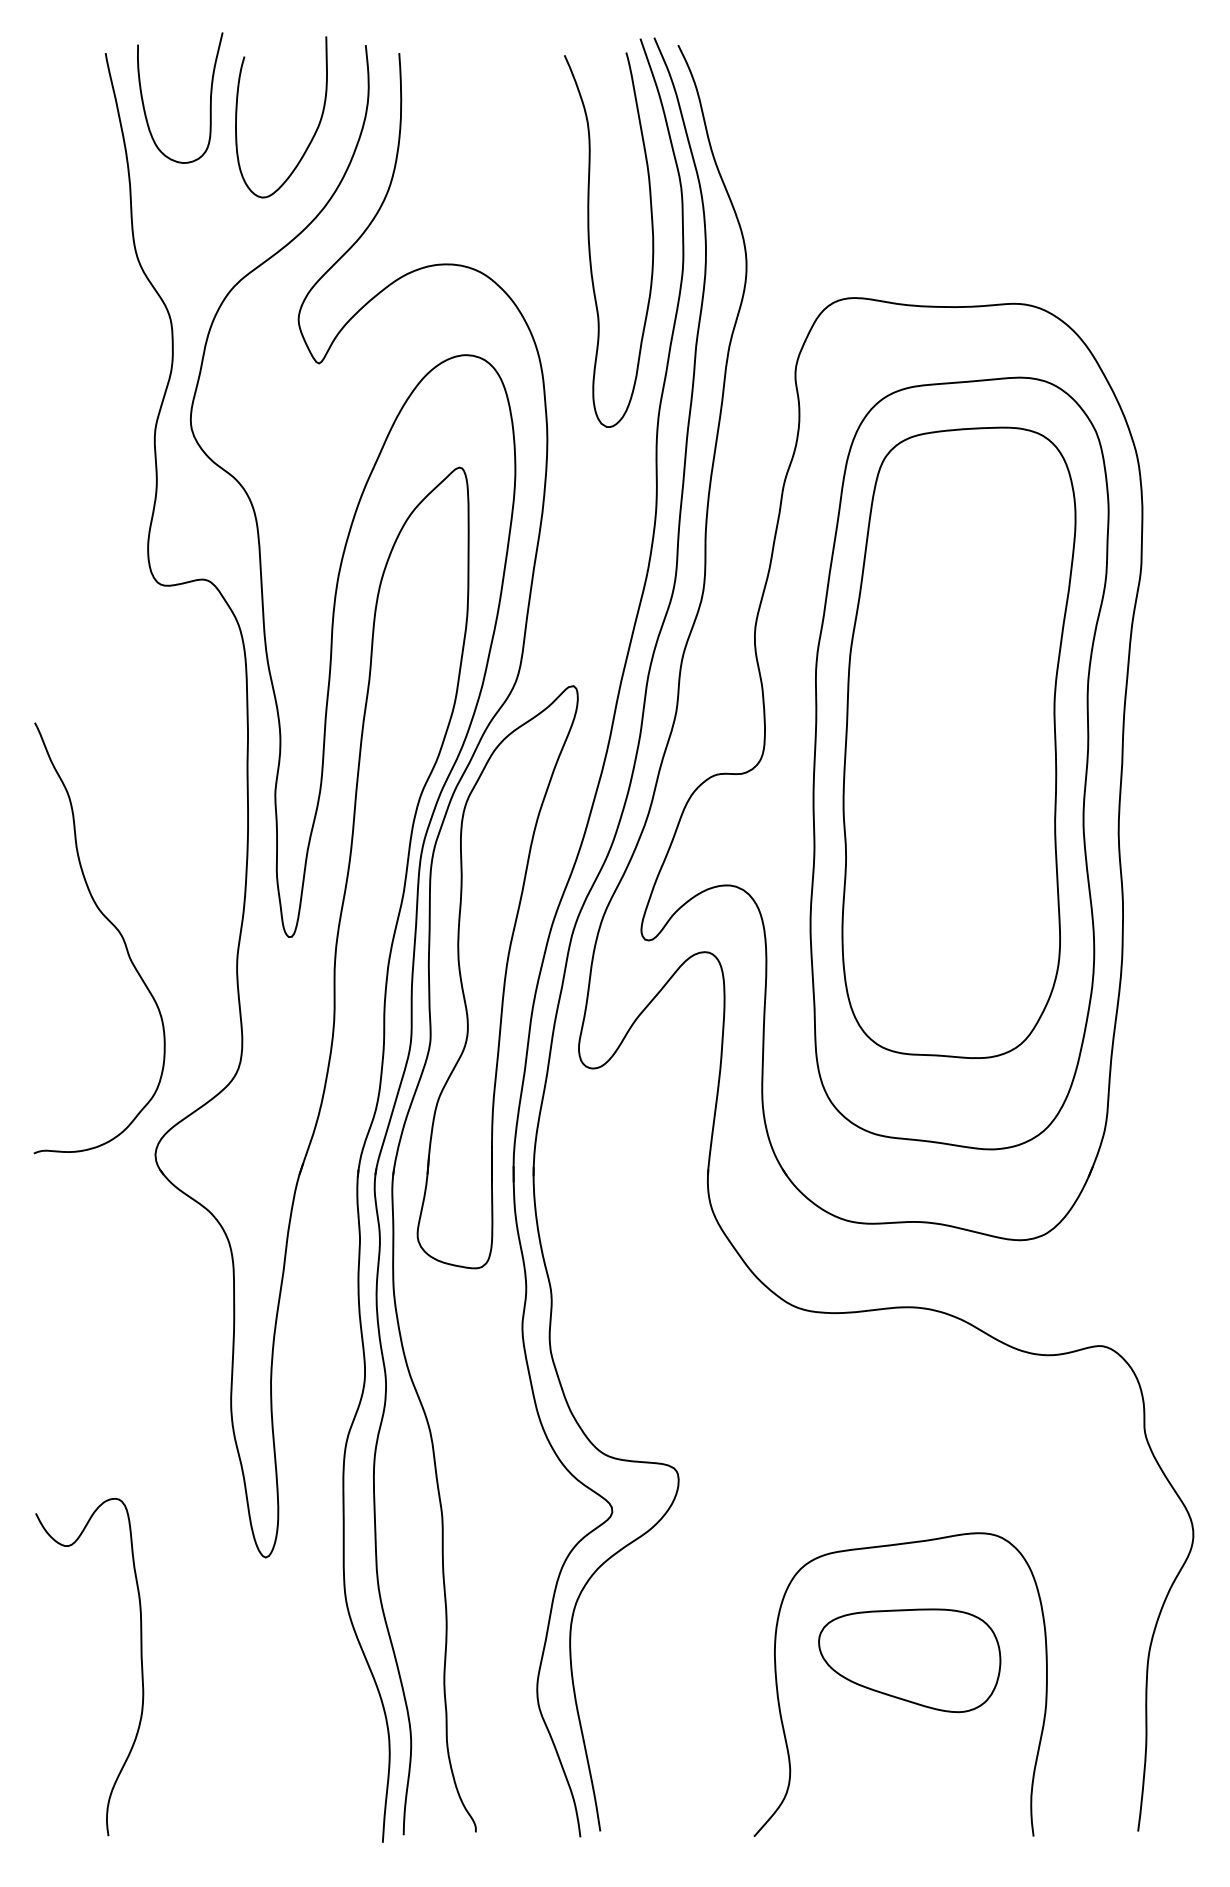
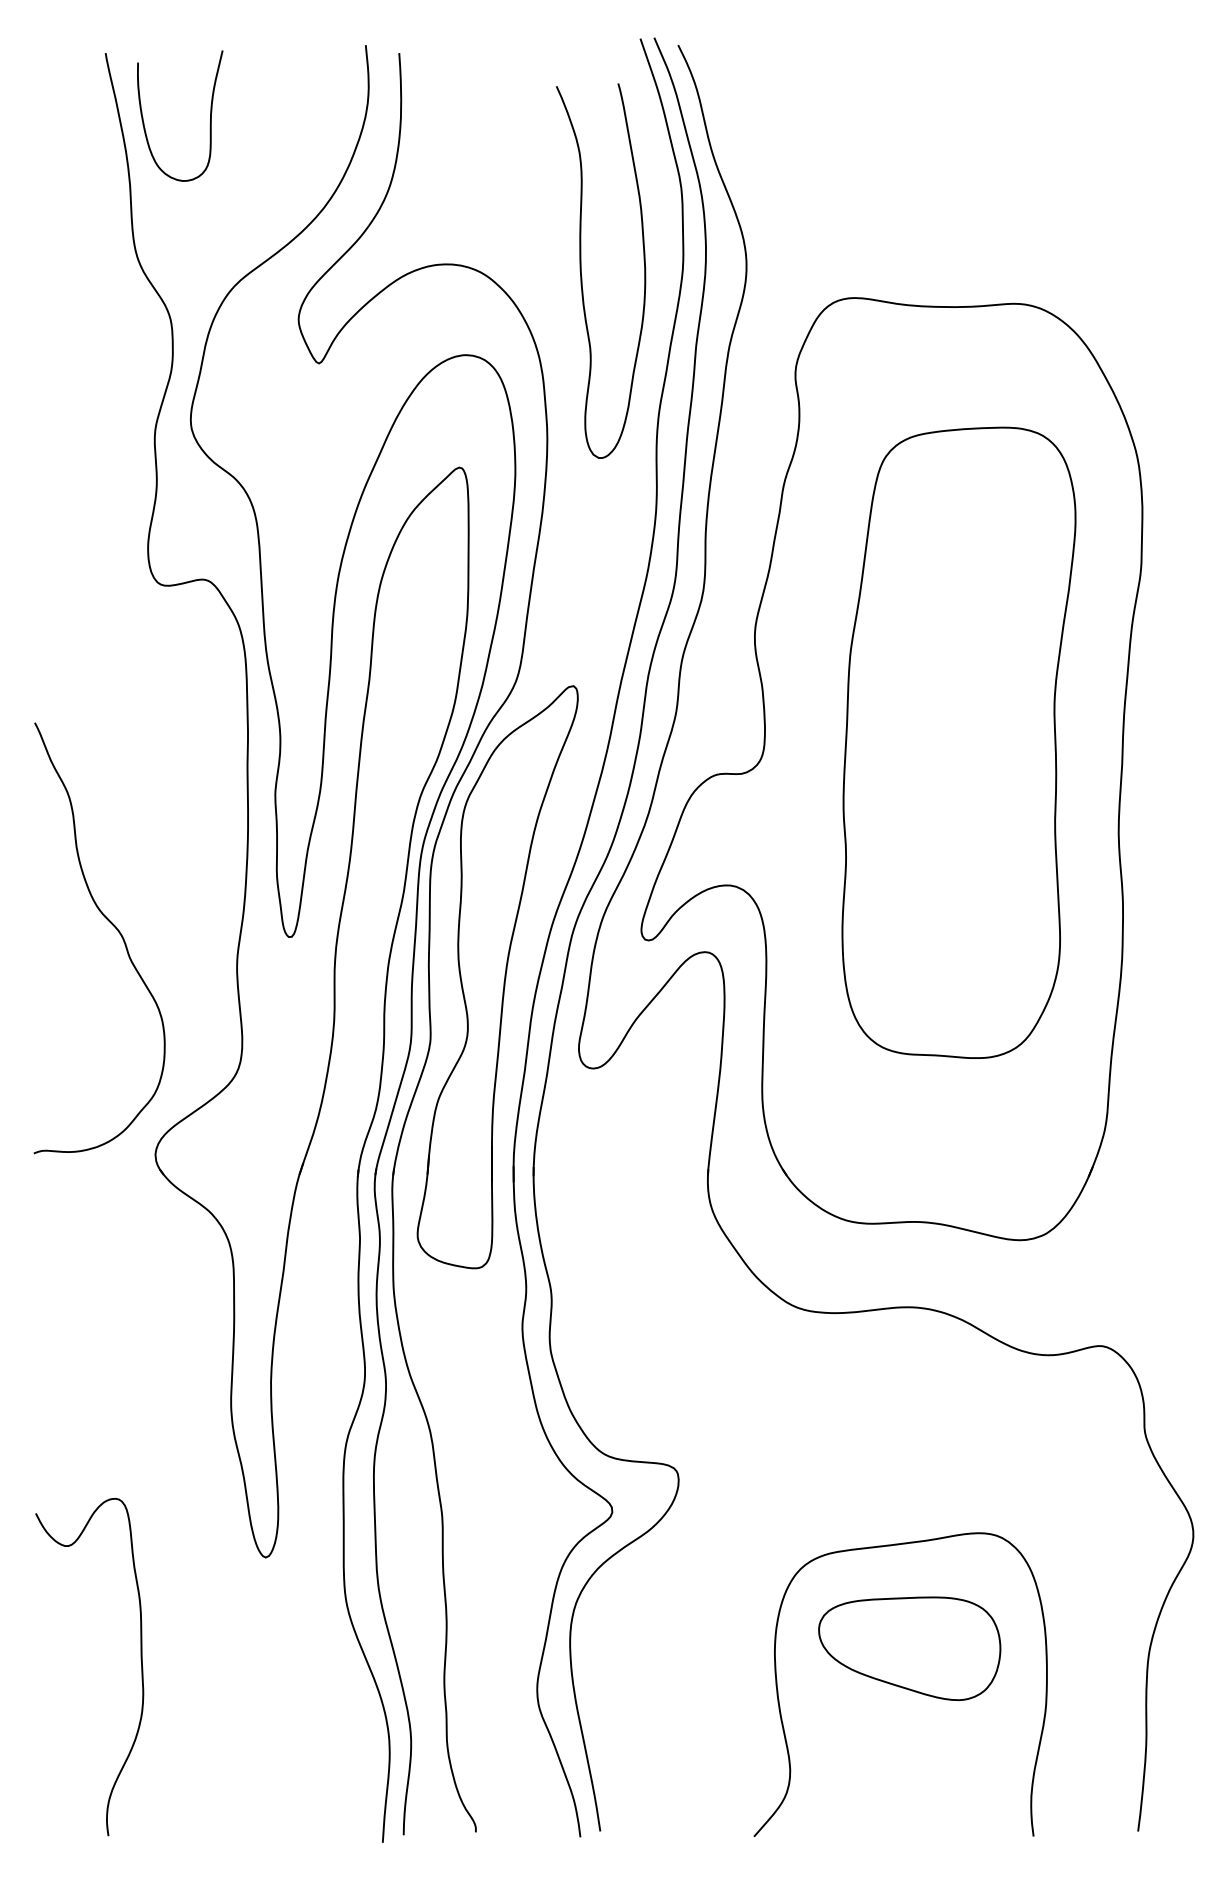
curve position: (210, 97) -> (210, 115) (210, 115)
curve: present -> none (313, 134)
curve position: (590, 245) -> (582, 276) (582, 276)
part: present -> none (959, 763)
part position: (909, 1660) -> (909, 1648) (909, 1648)
